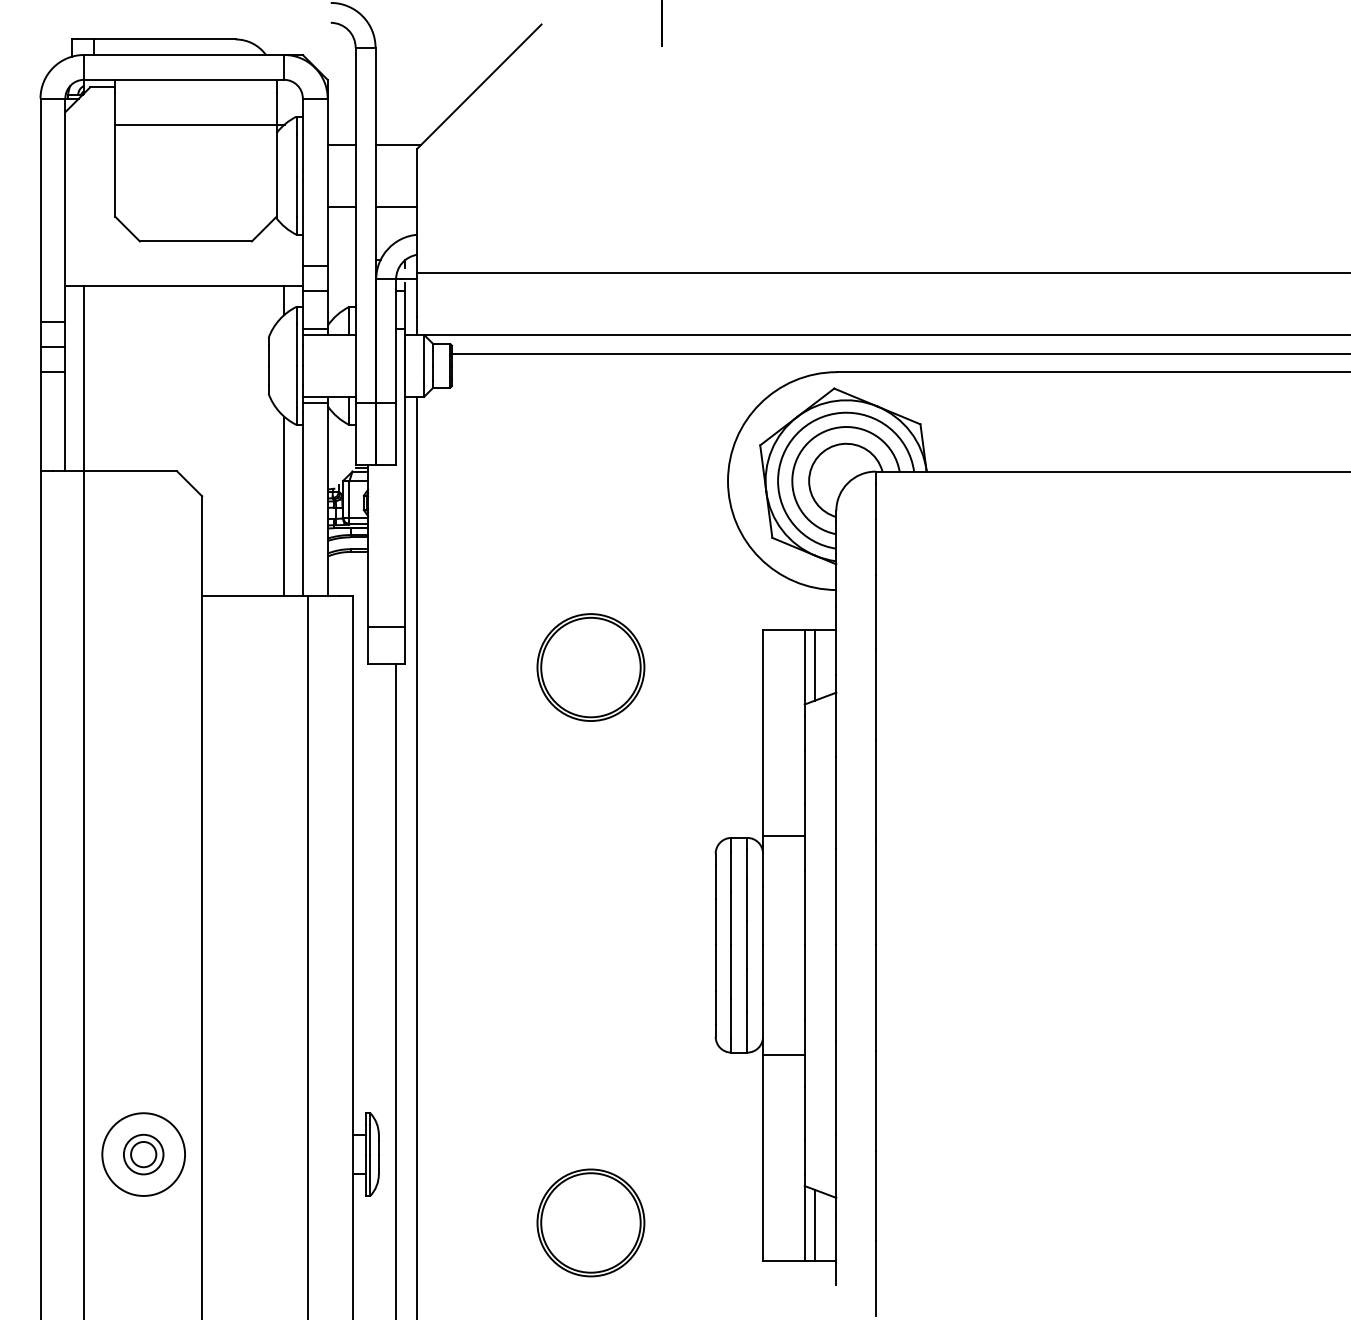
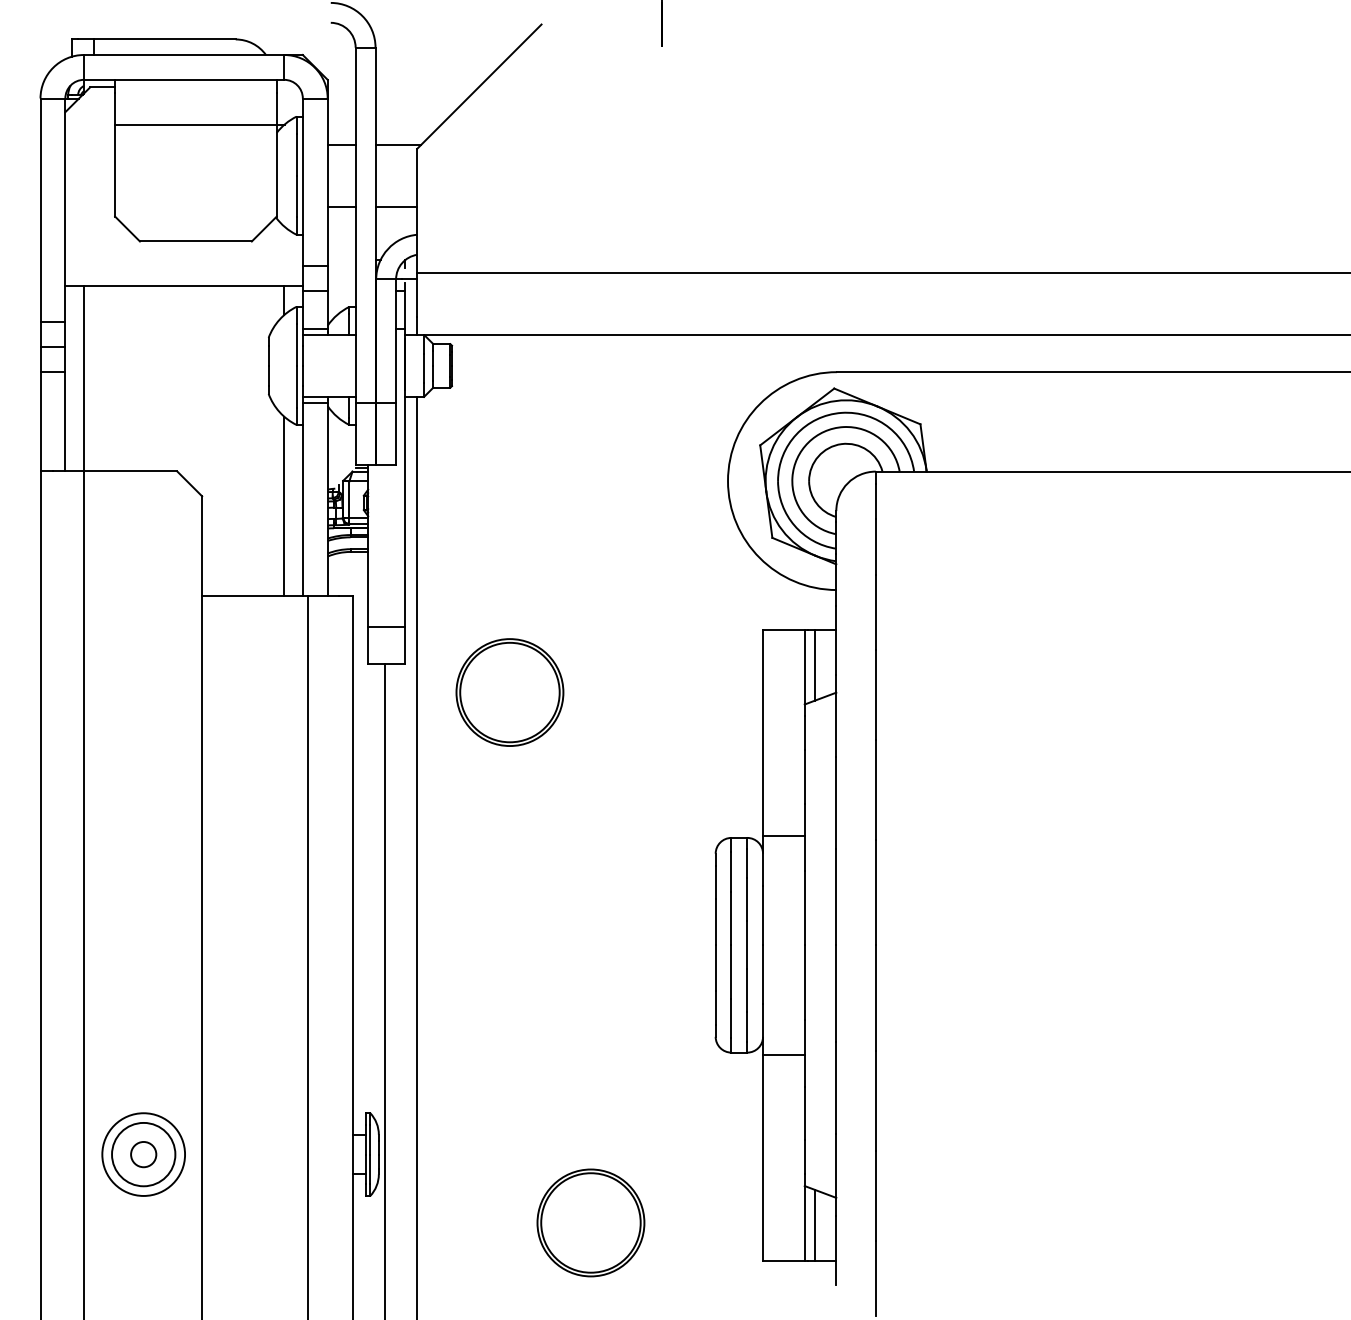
line: present -> none (899, 354)
part position: (590, 667) -> (509, 692) (509, 692)
line position: (396, 990) -> (385, 990) (385, 990)
circle diameter: 40 px -> 63 px (143, 1154)
